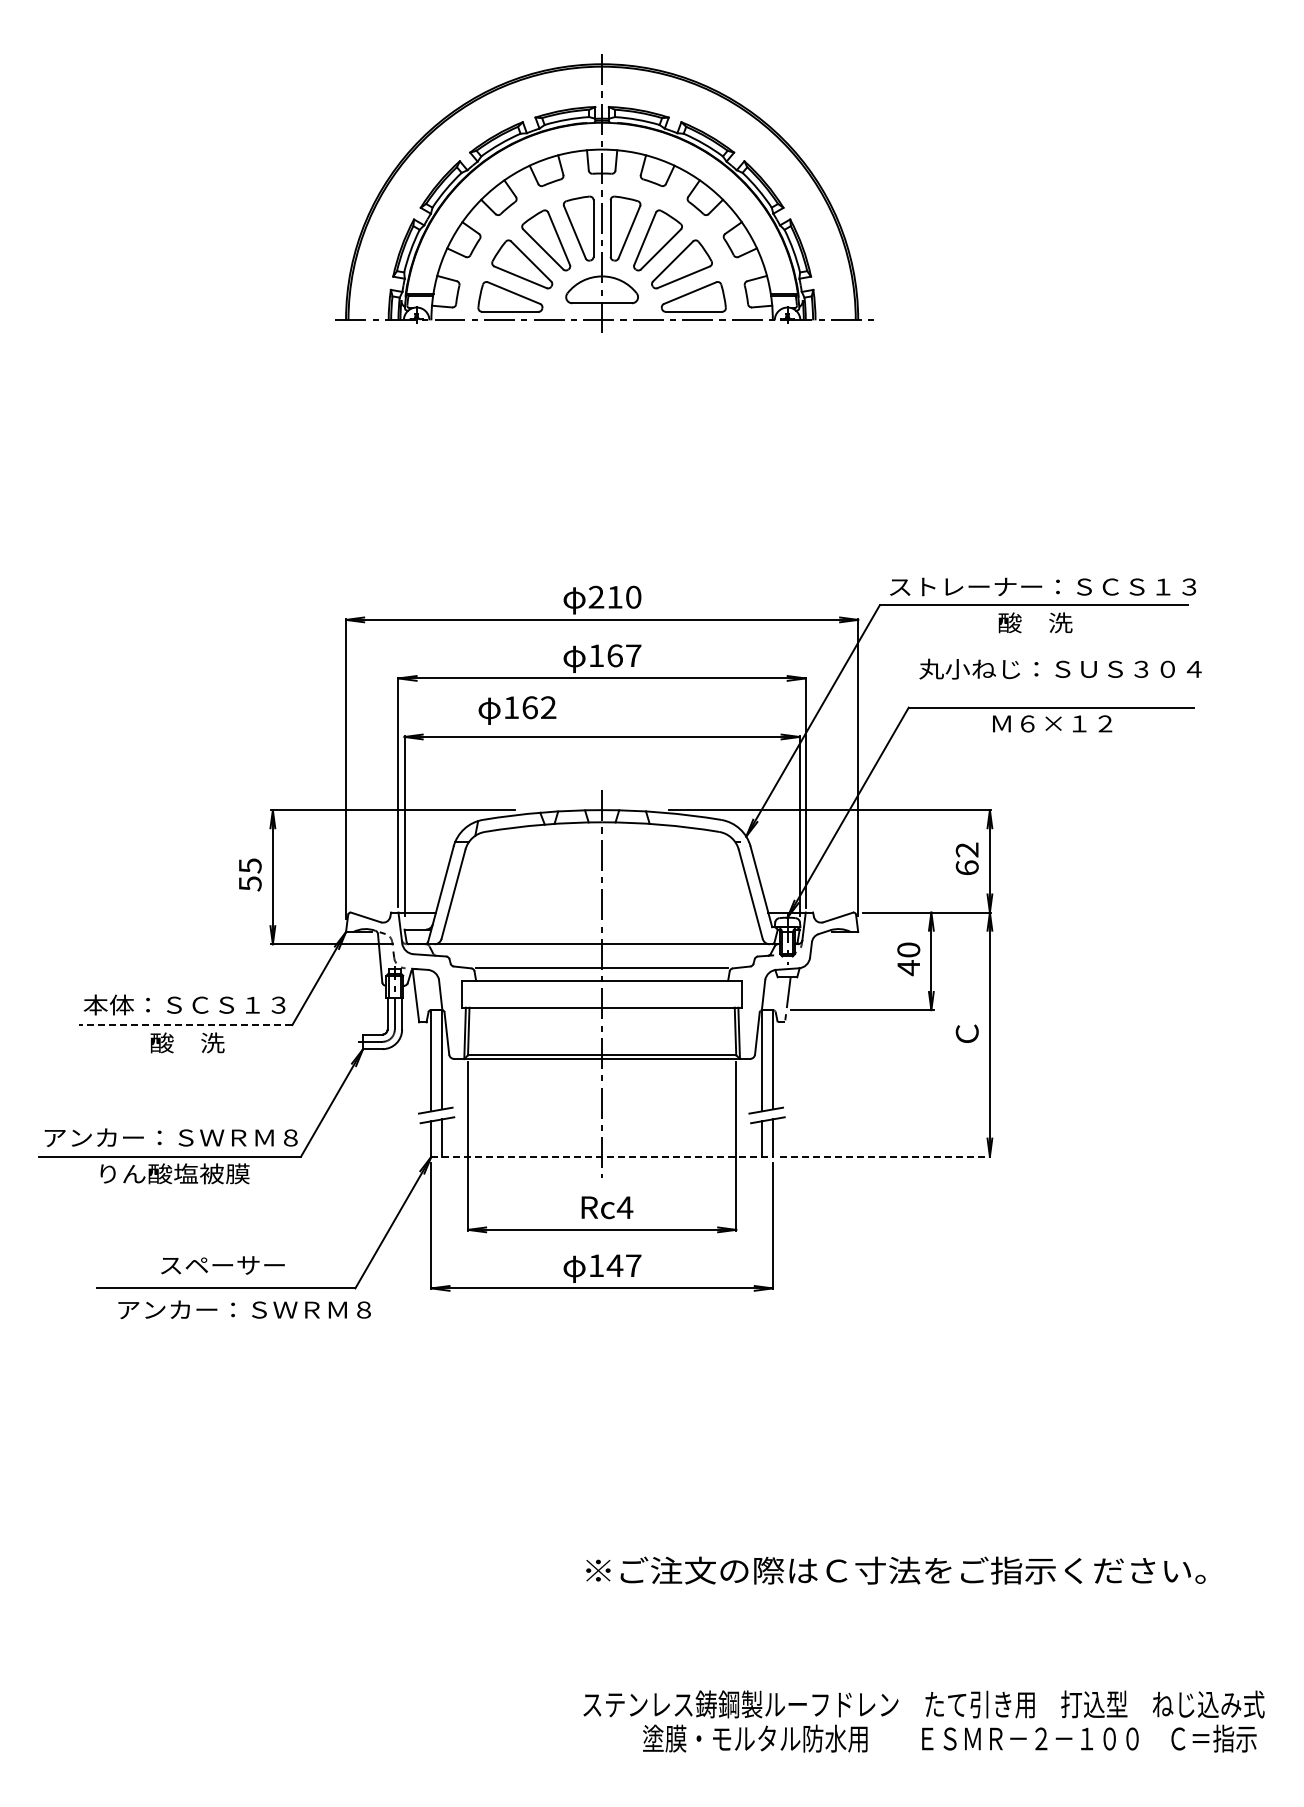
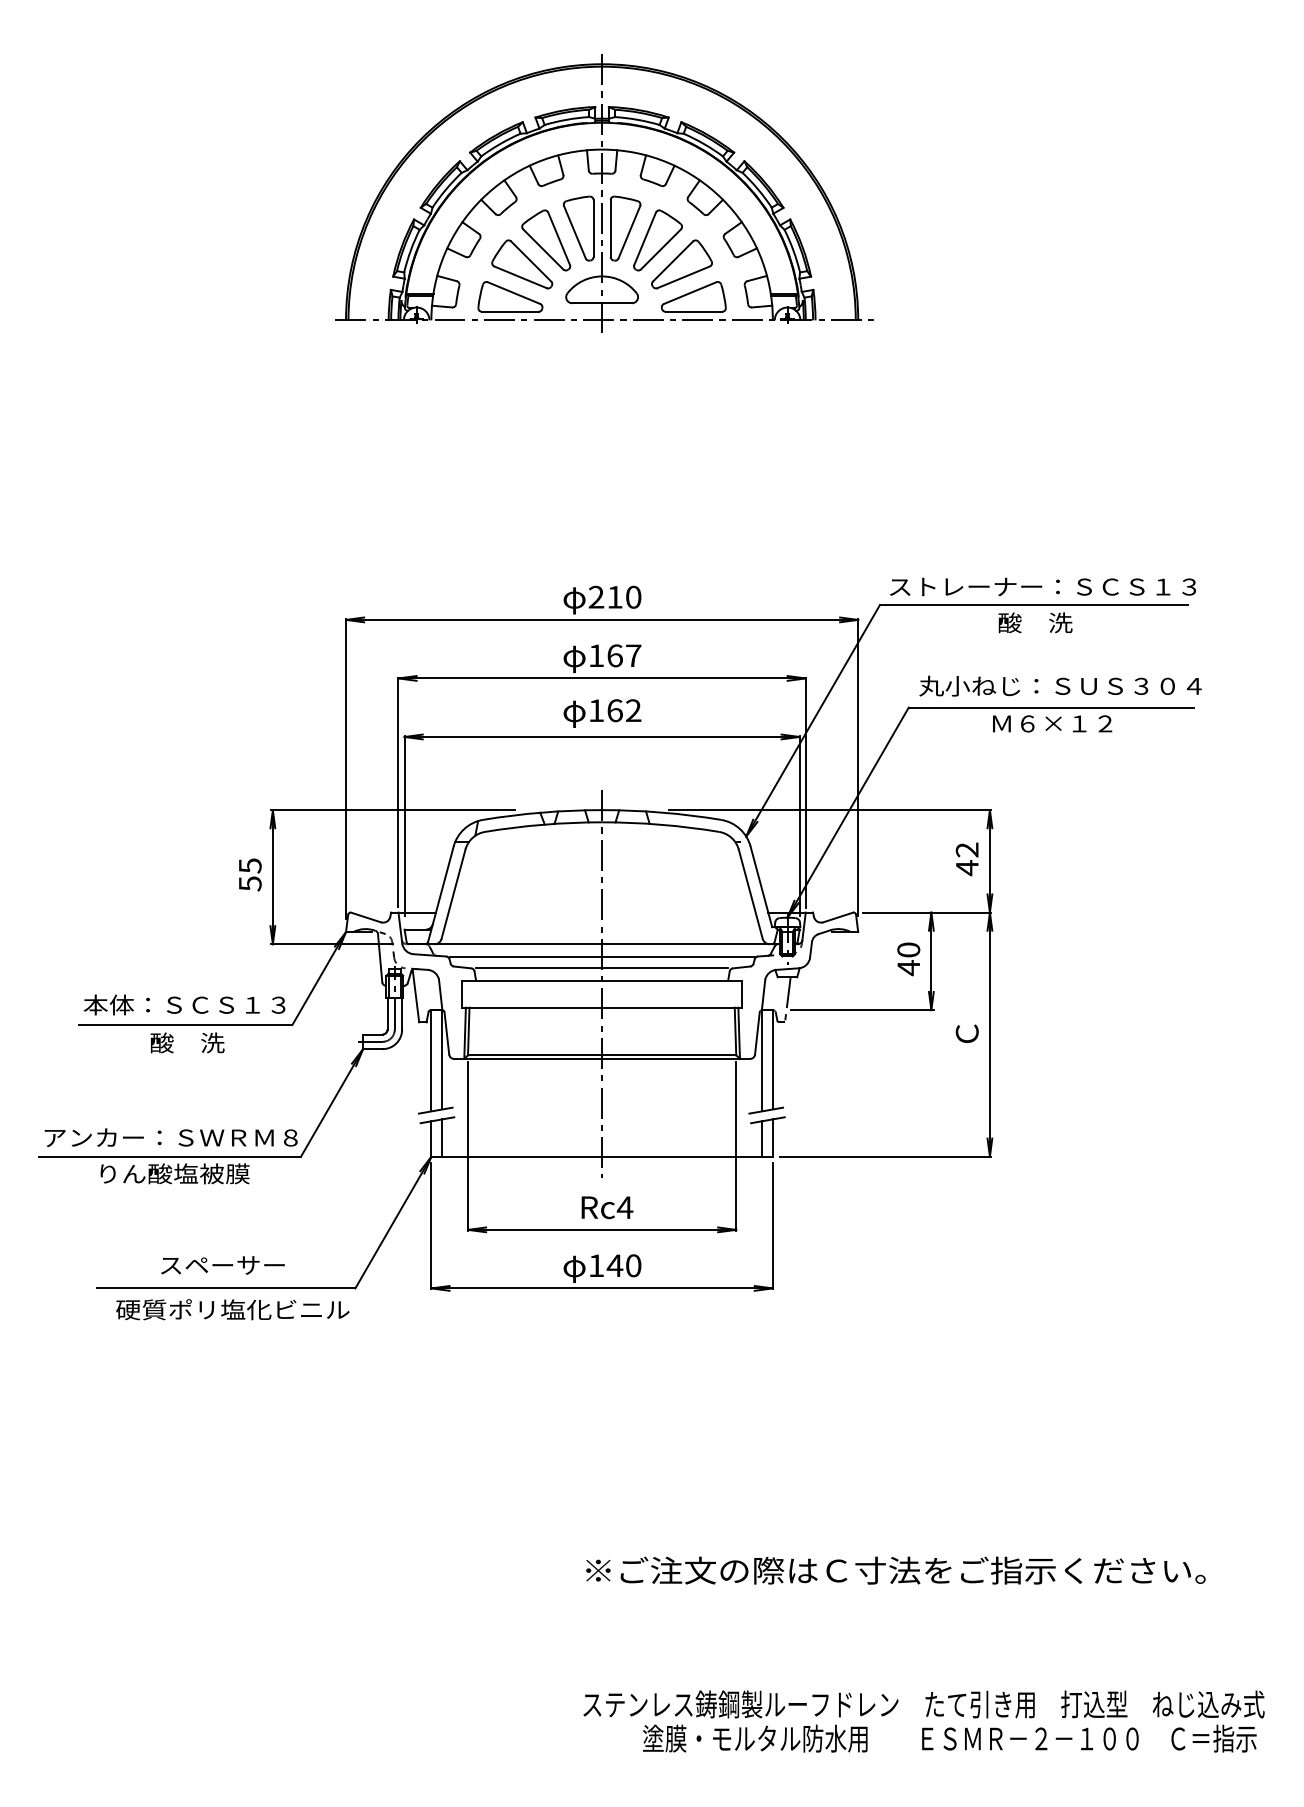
text position: (1060, 668) -> (1060, 685) (1060, 685)
text position: (517, 710) -> (602, 713) (602, 713)
text: 62 -> 42 (966, 868)
line: none -> present (601, 956)
line: dashed -> solid (185, 1025)
line: dashed -> solid (602, 1156)
line: dashed -> solid (885, 1156)
text: 147 -> 140 (633, 1265)
text: アンカー：ＳＷＲＭ８ -> 硬質ポリ塩化ビニル (243, 1309)
